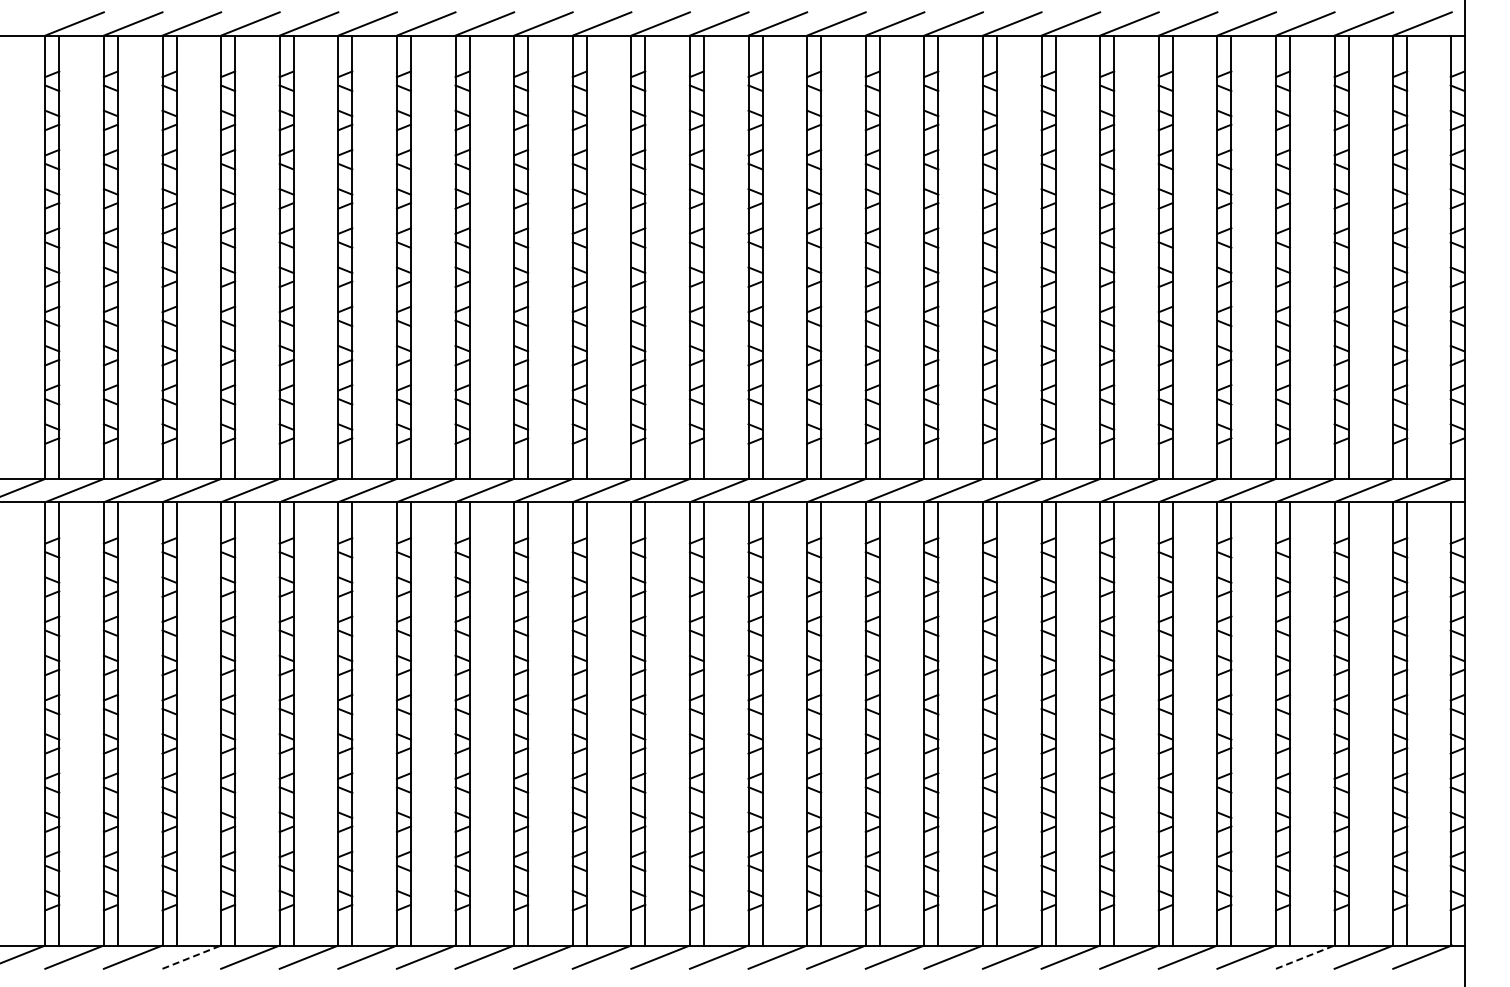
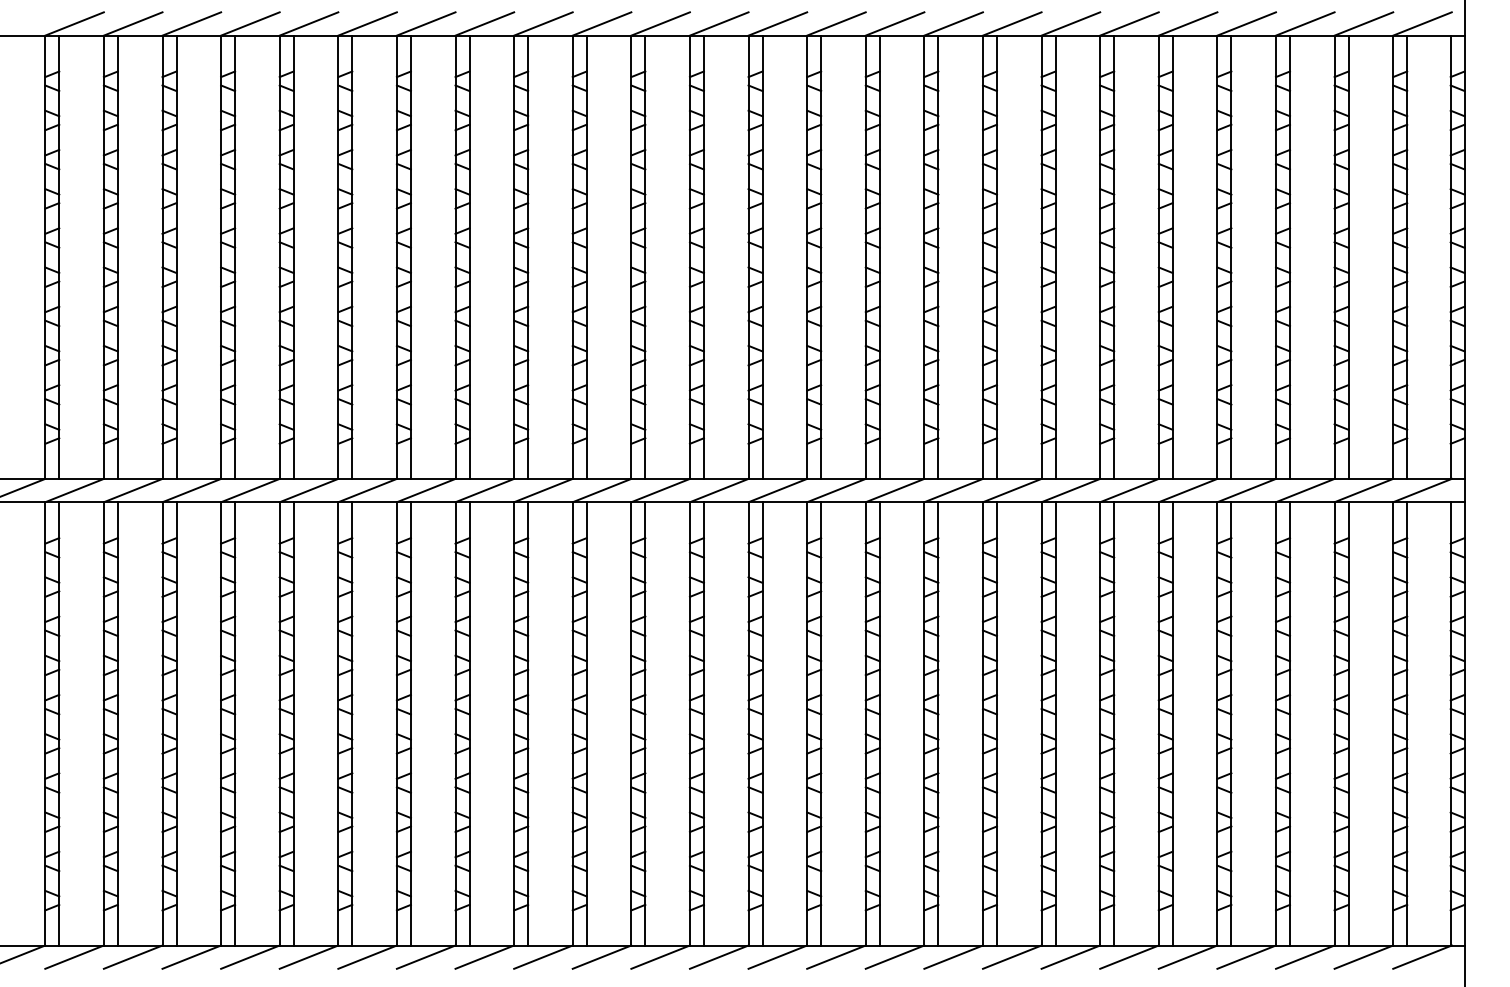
line: dashed -> solid (191, 957)
line: dashed -> solid (1305, 957)
